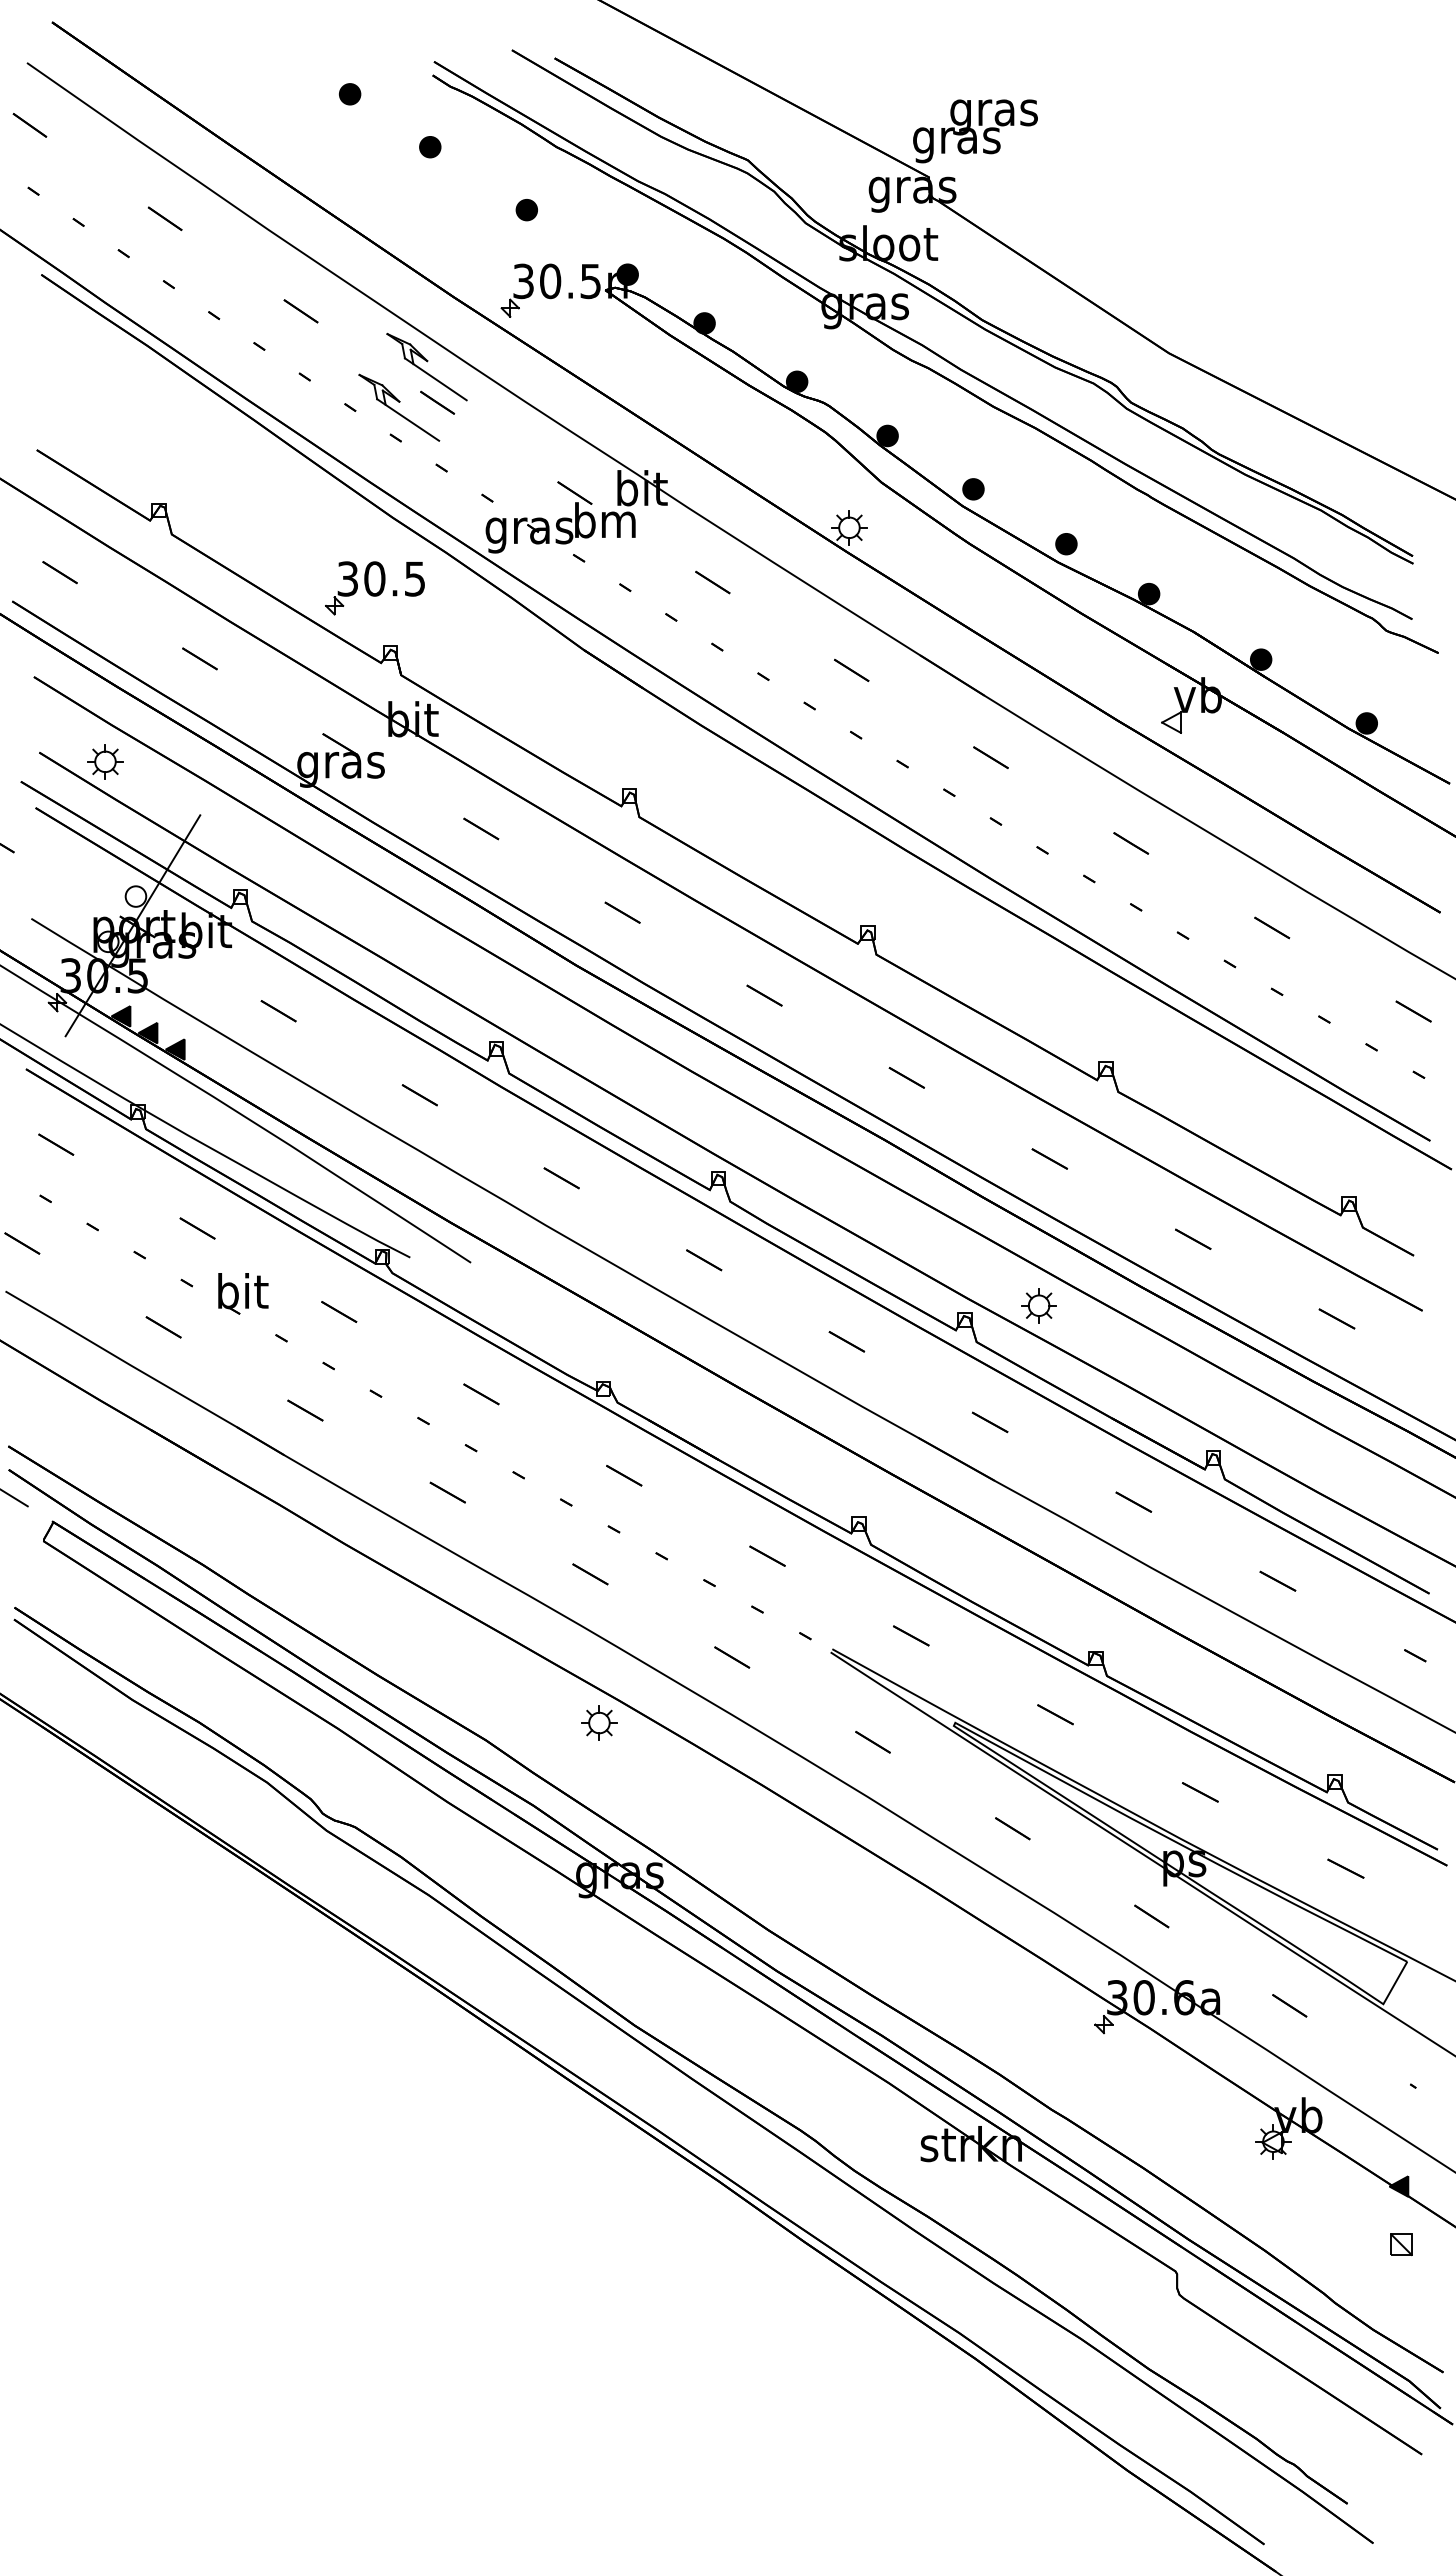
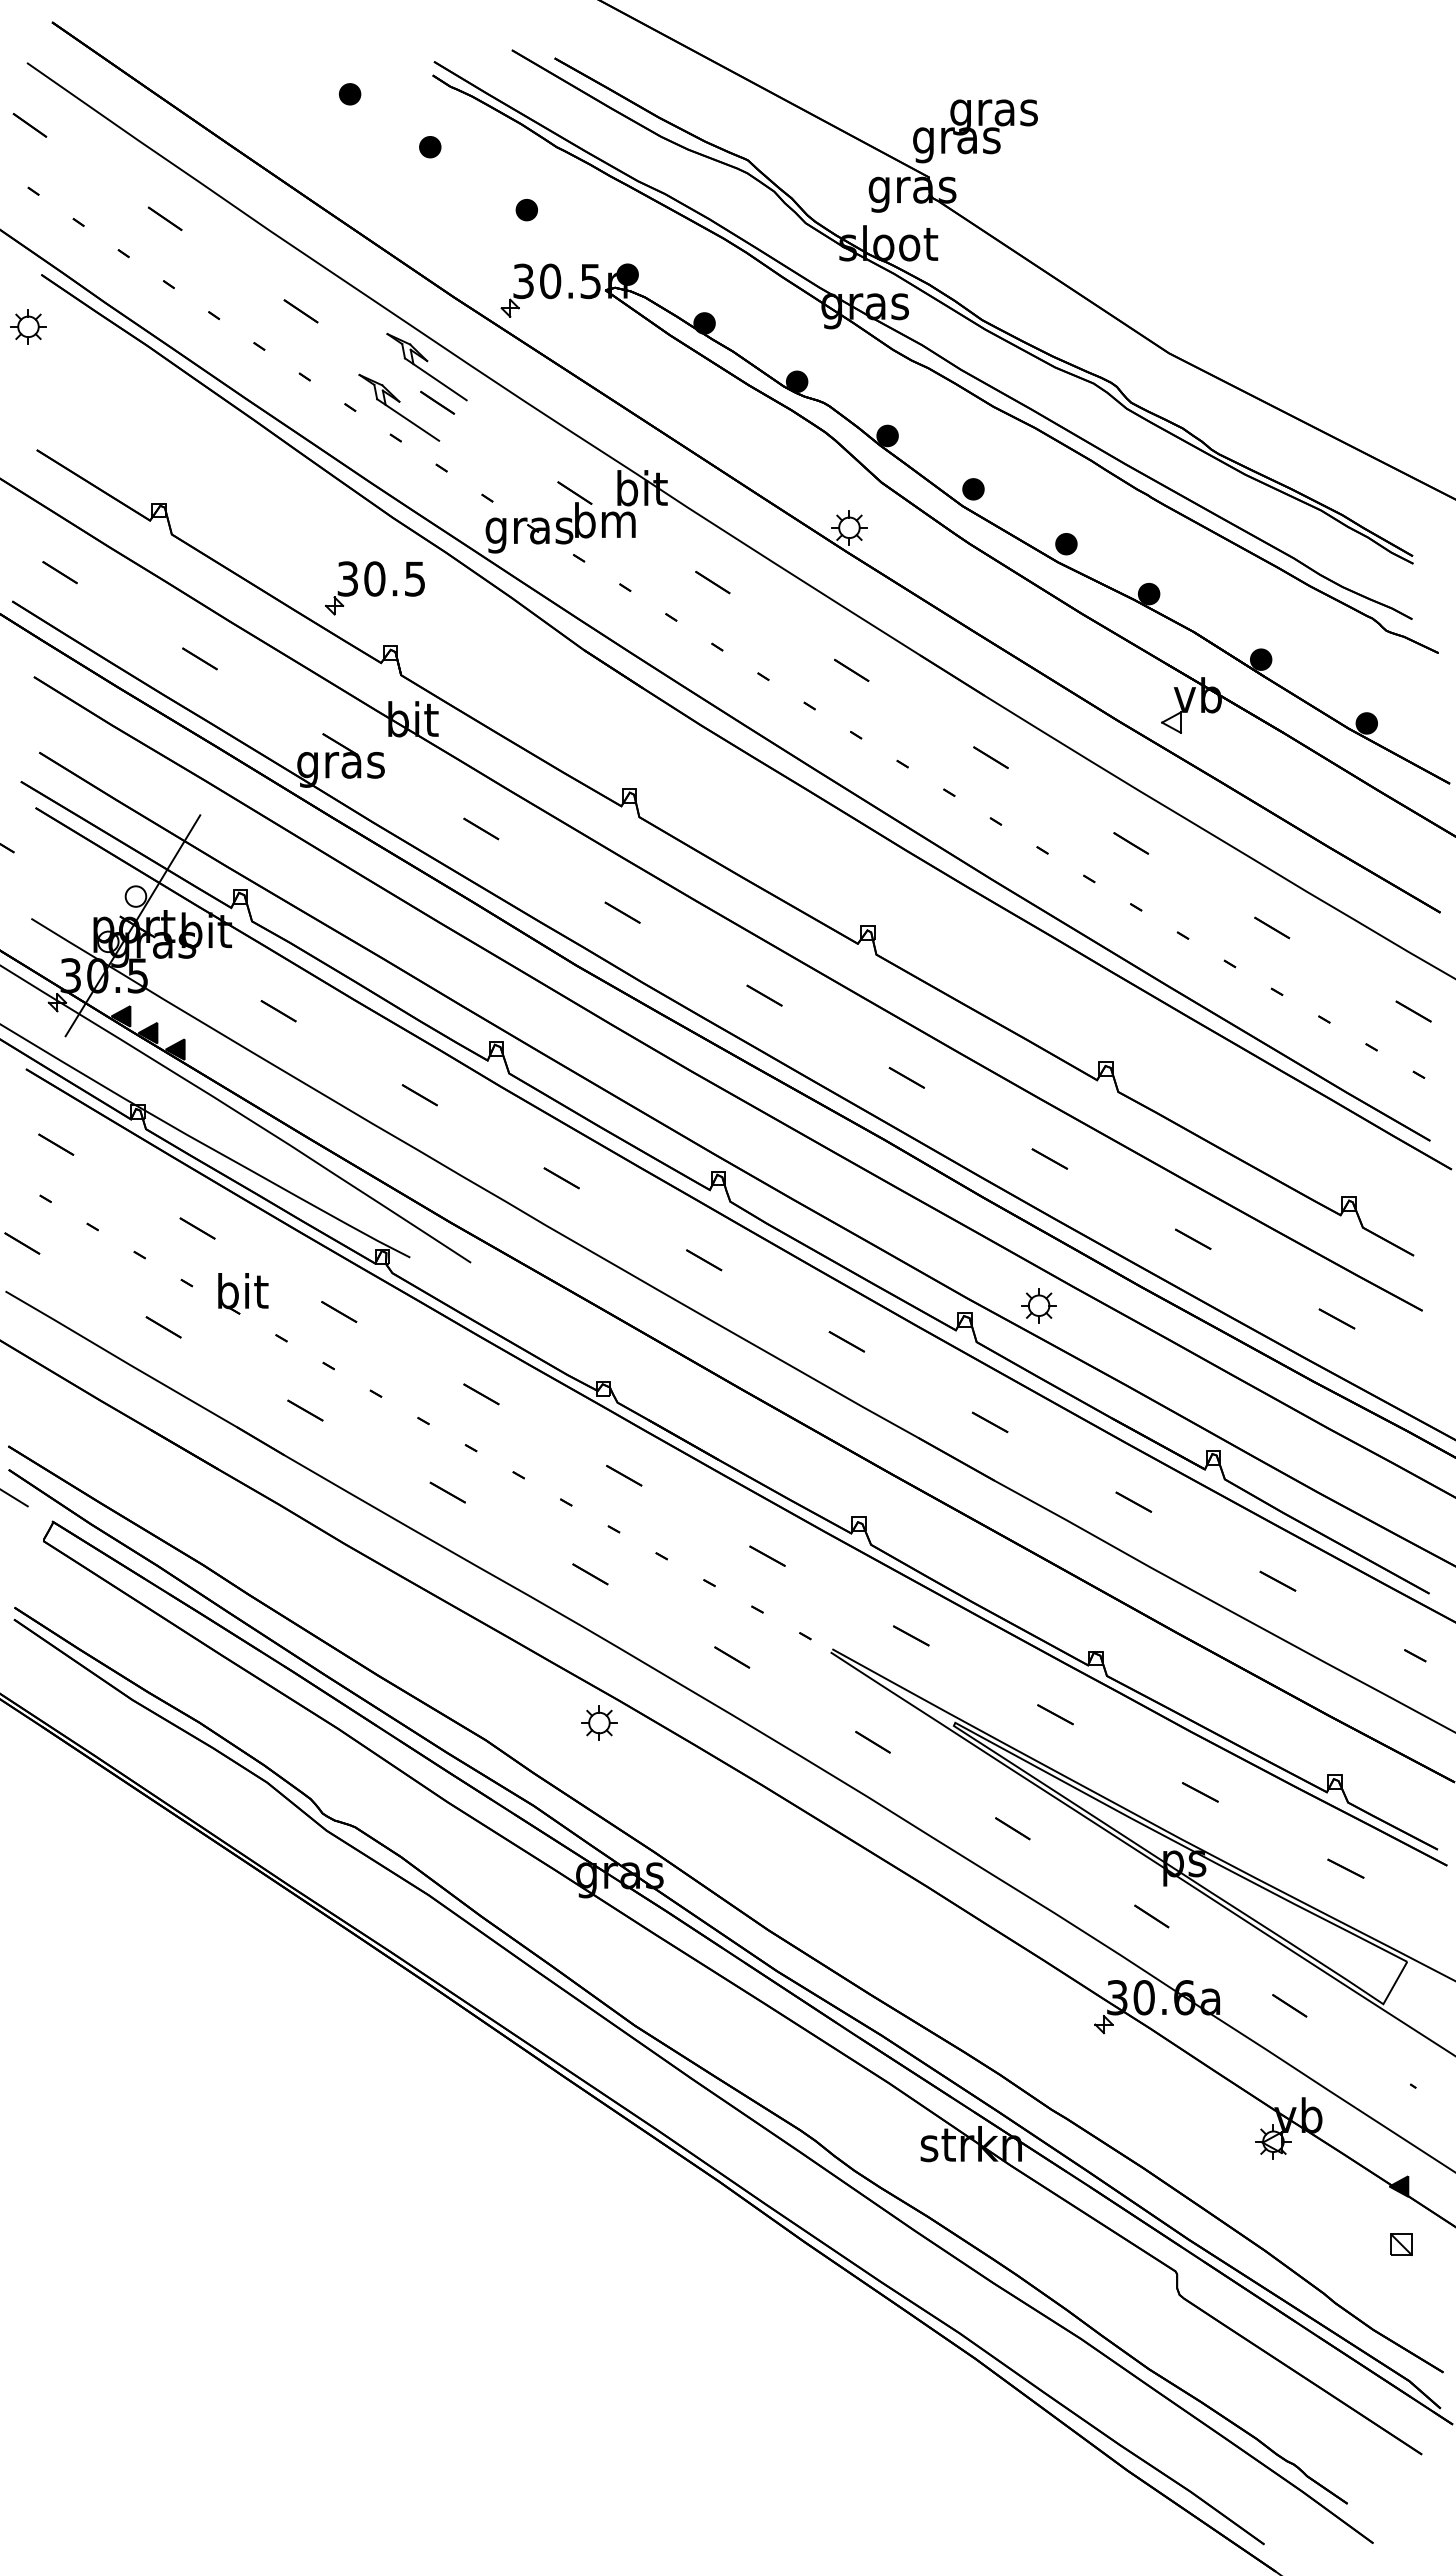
part position: (105, 761) -> (28, 326) (28, 326)
